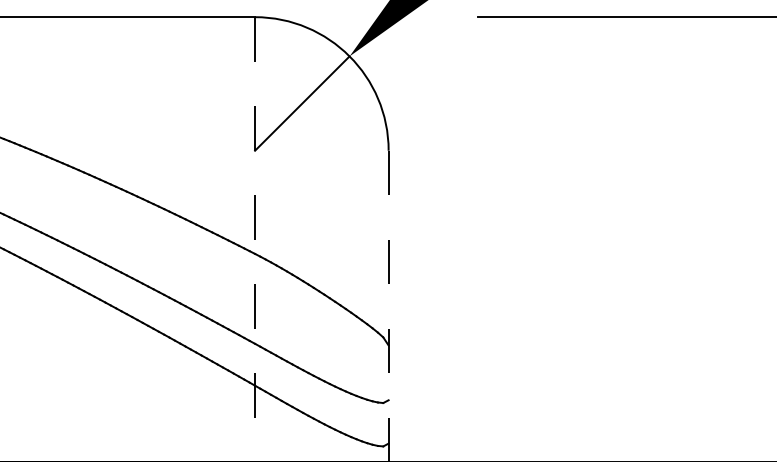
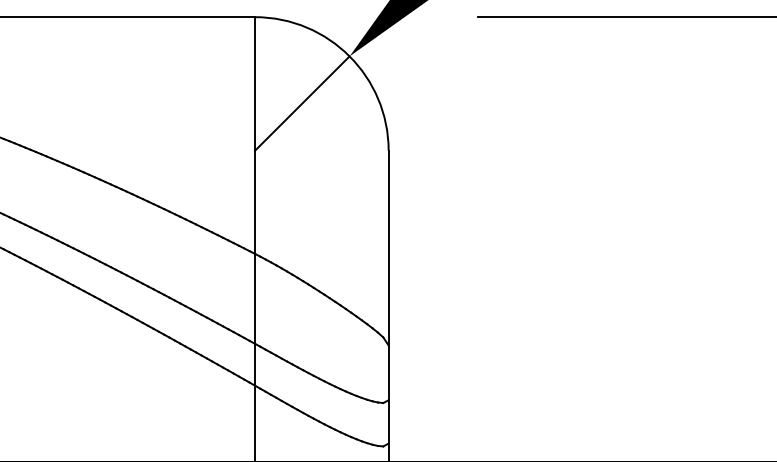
line: dashed -> solid (255, 240)
line: dashed -> solid (388, 305)
